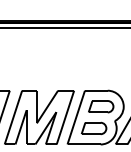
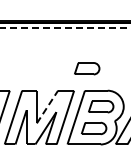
line: solid -> dashed (65, 27)
part: none -> present (87, 68)
line: solid -> dashed (47, 106)
